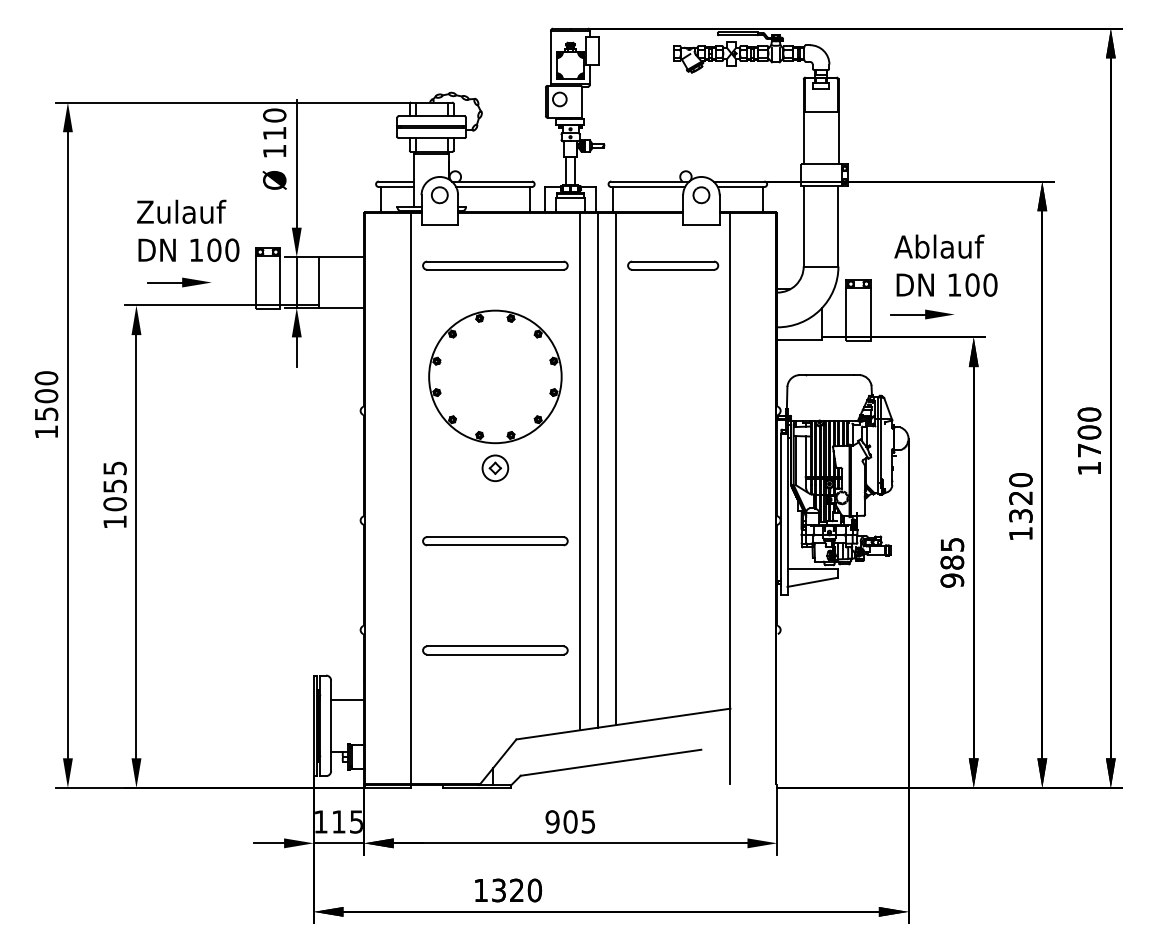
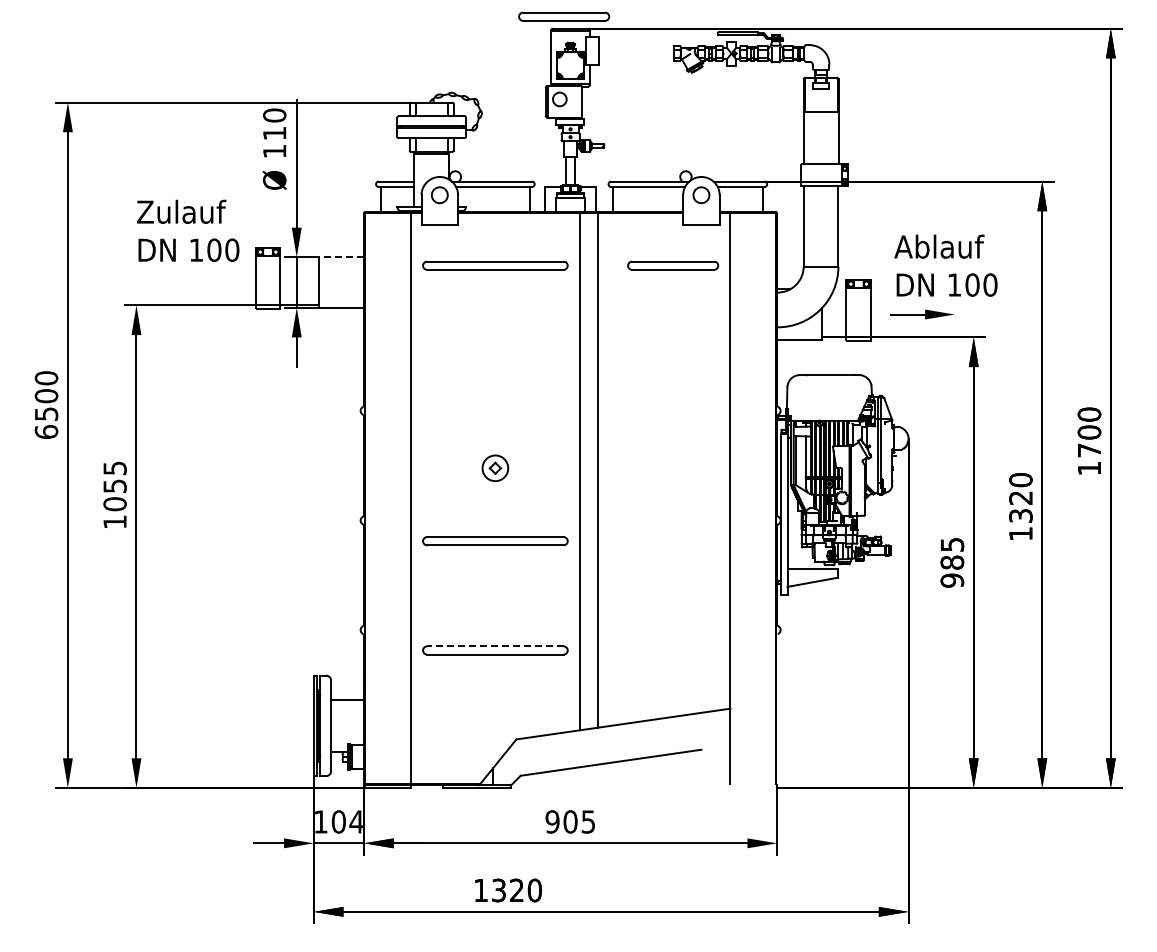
part: none -> present (564, 16)
line: solid -> dashed (341, 257)
part: present -> none (179, 282)
part: present -> none (495, 376)
text: 1500 -> 6500 (46, 431)
line: present -> none (615, 468)
line: solid -> dashed (494, 646)
text: 115 -> 104 (346, 821)
